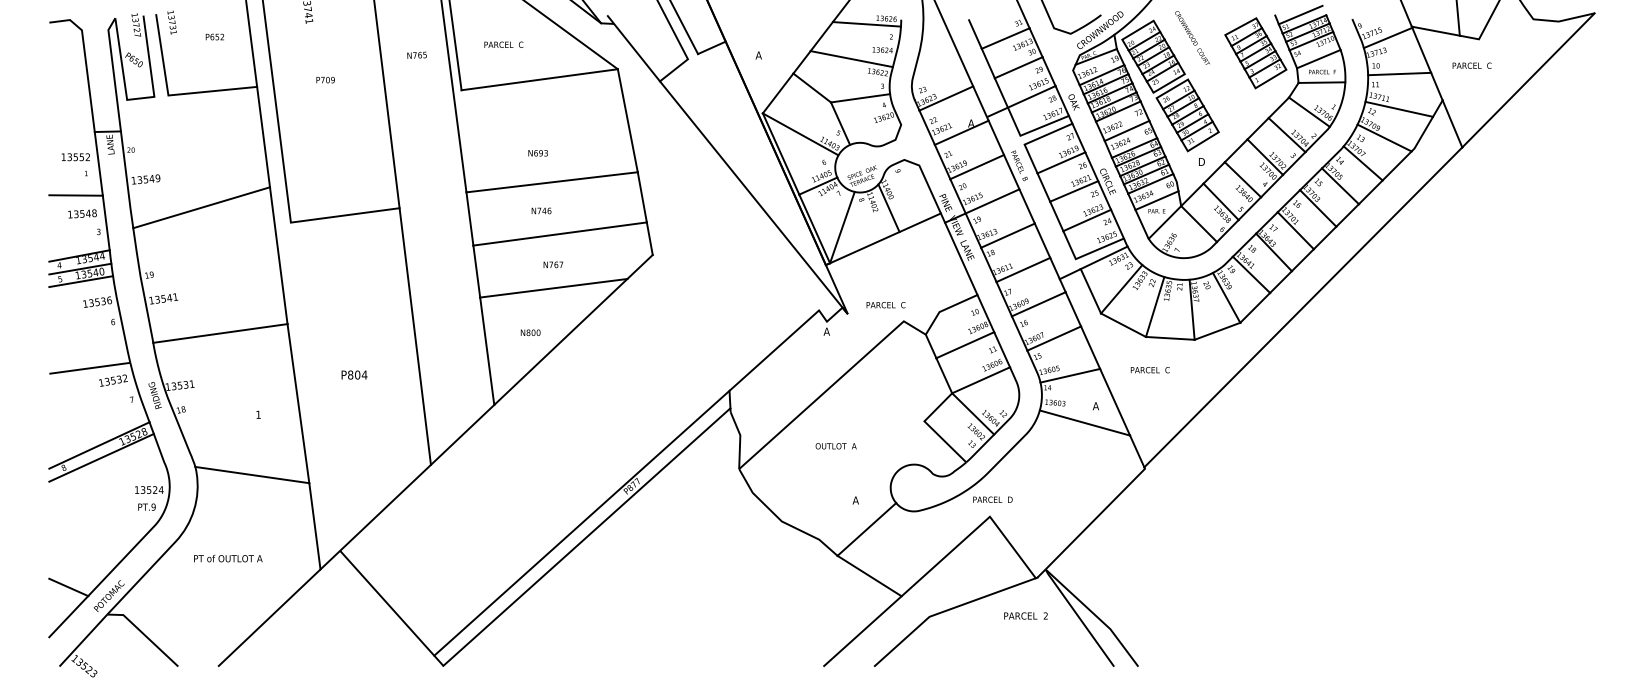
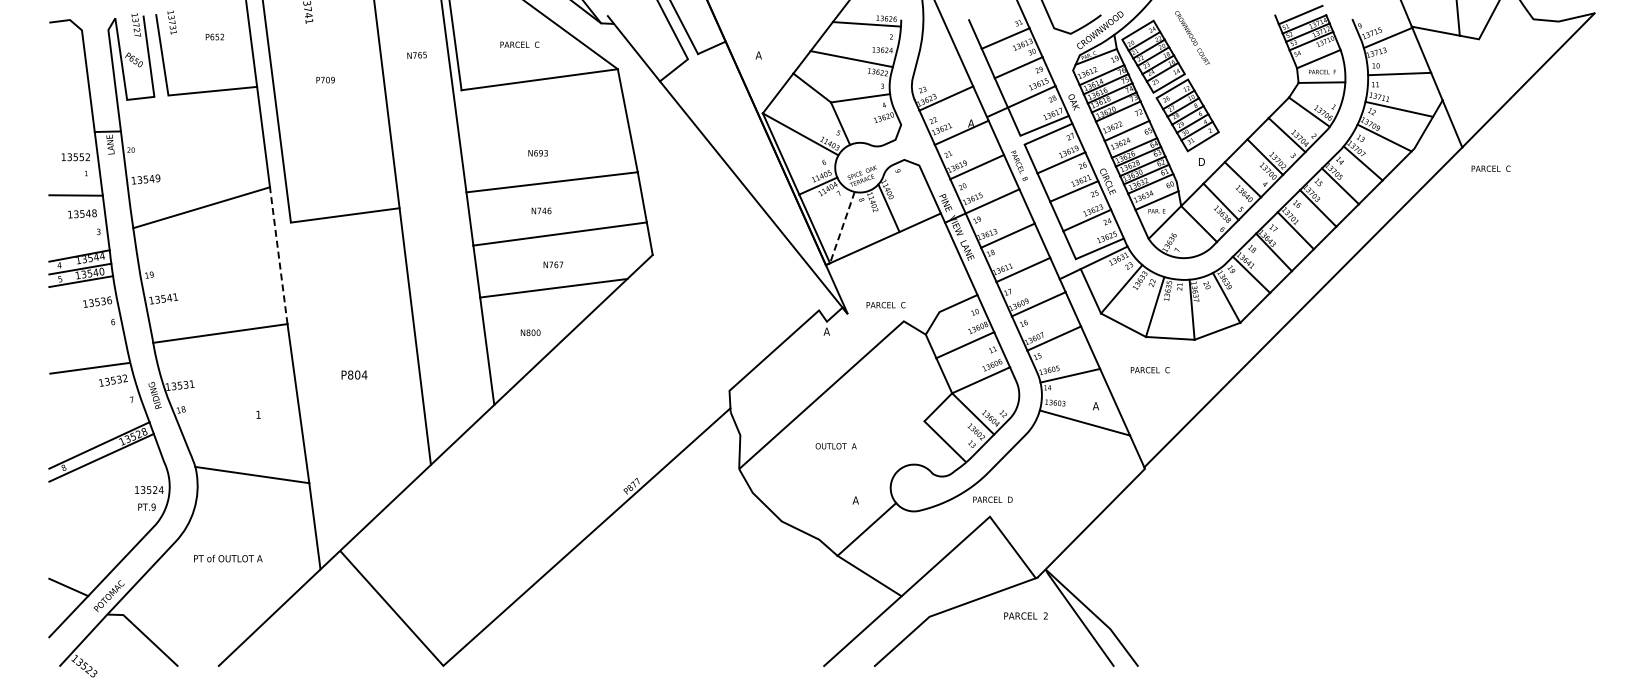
text position: (503, 44) -> (519, 44) (519, 44)
part: present -> none (1255, 53)
text position: (1471, 65) -> (1490, 168) (1490, 168)
line: solid -> dashed (842, 227)
line: solid -> dashed (278, 255)
line: present -> none (581, 522)
